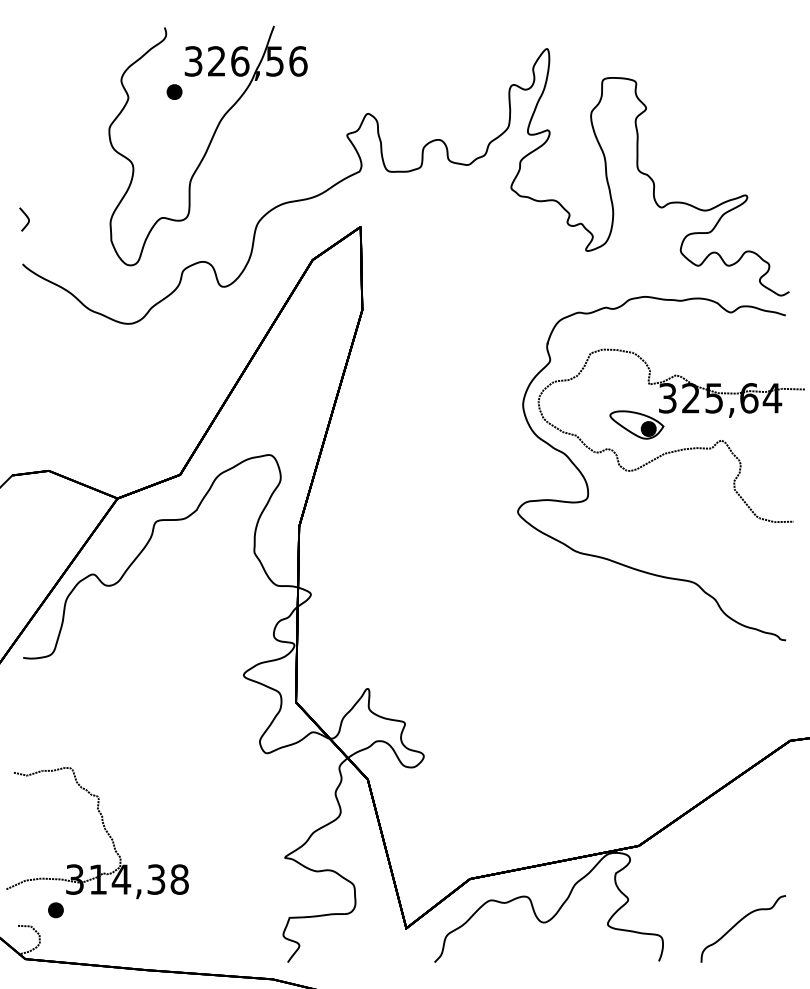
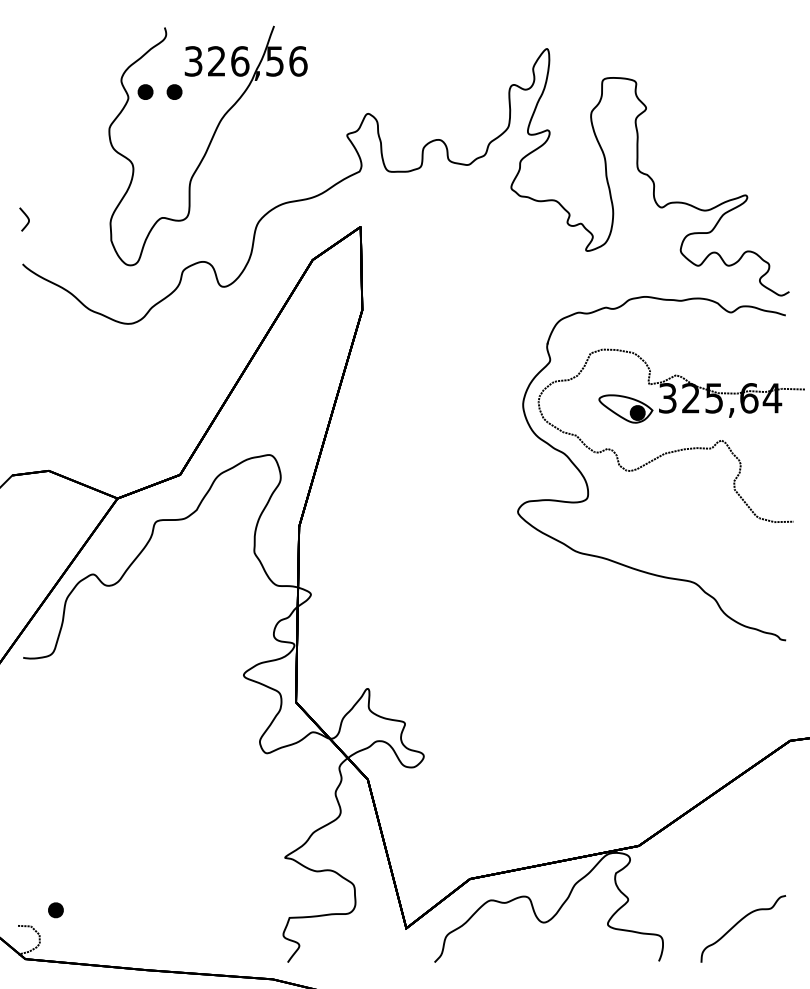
part: none -> present (145, 91)
part position: (636, 424) -> (625, 408) (625, 408)
part: present -> none (104, 829)
